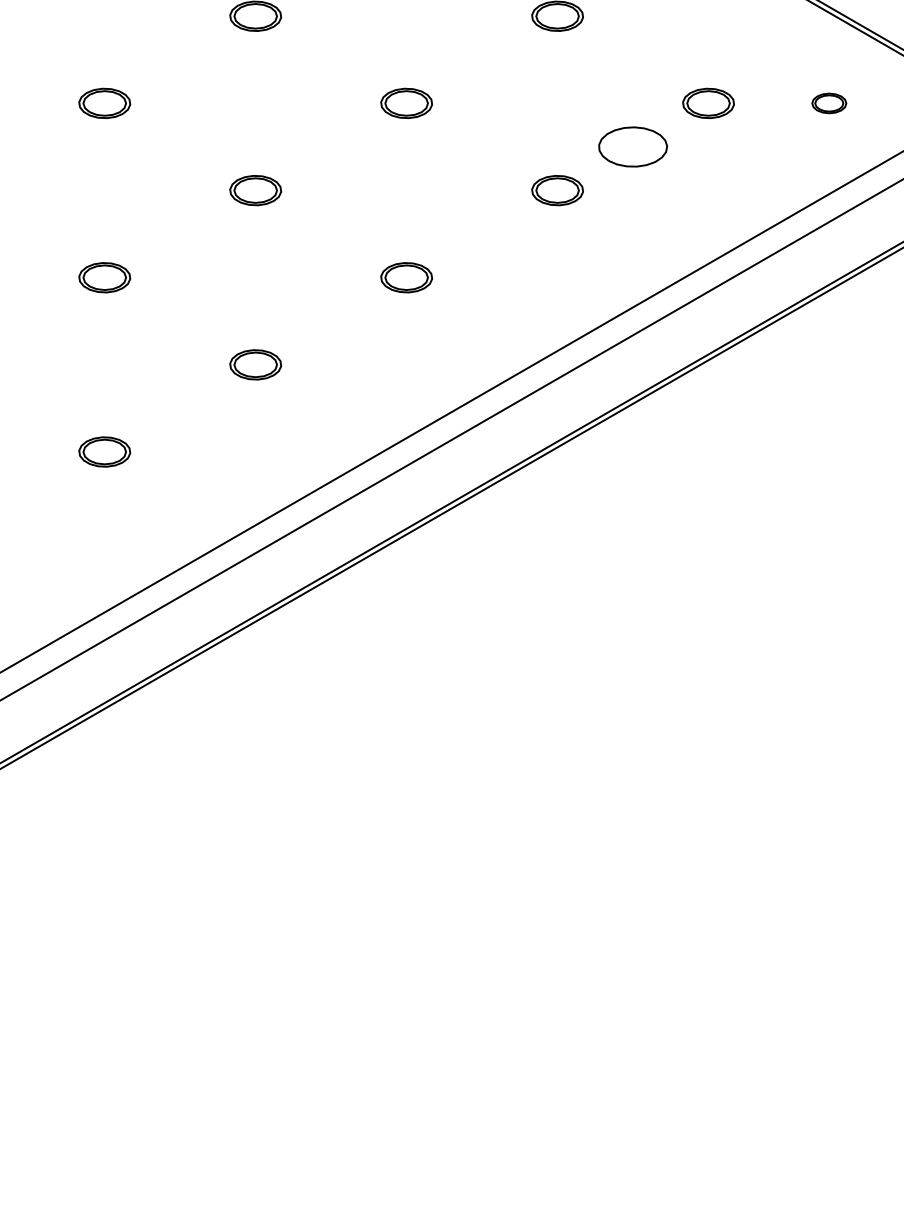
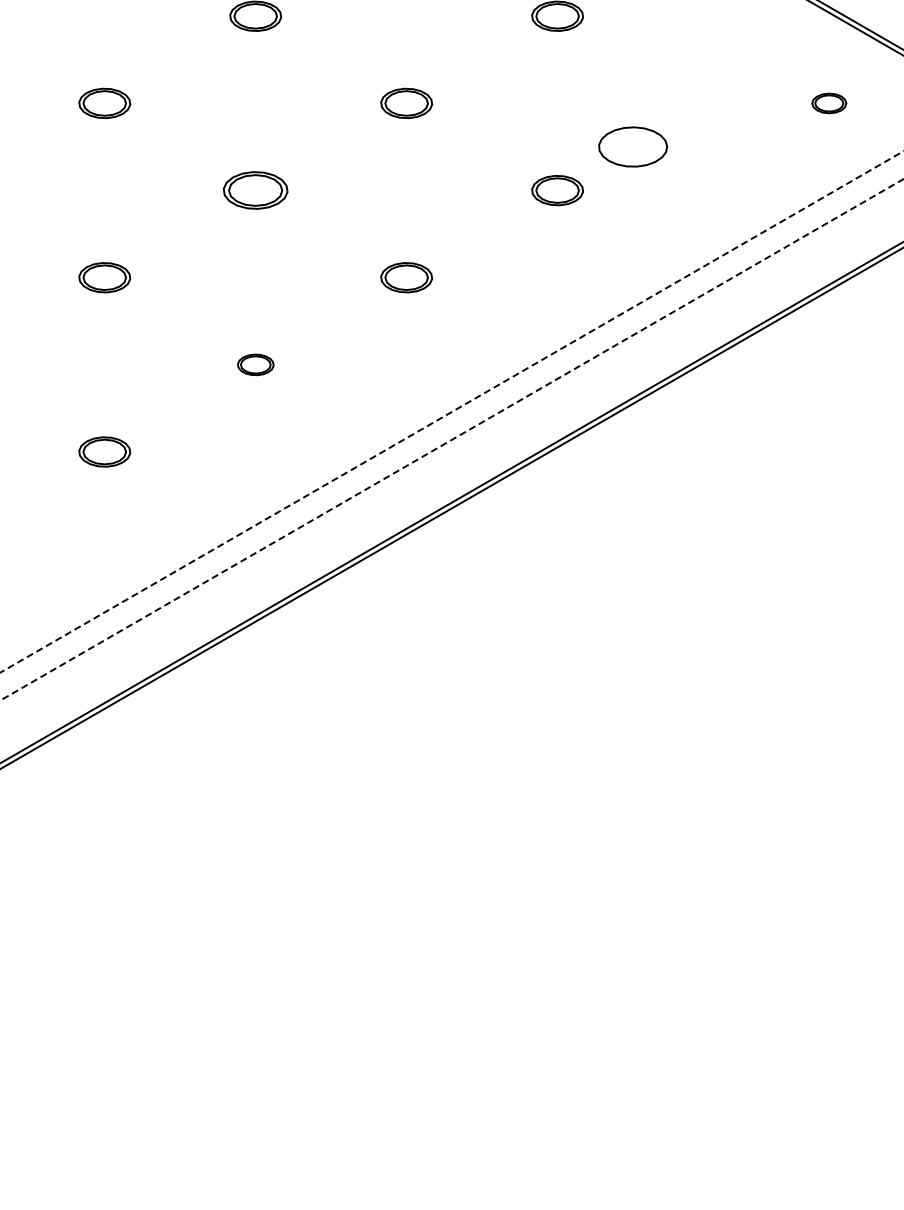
part: present -> none (708, 103)
part size: 54x32 px -> 67x39 px (255, 190)
part size: 54x32 px -> 38x24 px (255, 364)
line: solid -> dashed (452, 411)
line: solid -> dashed (452, 439)
